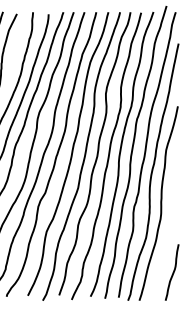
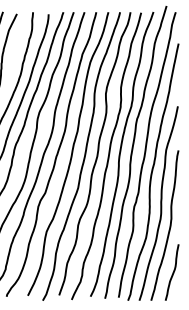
curve: none -> present (169, 225)
